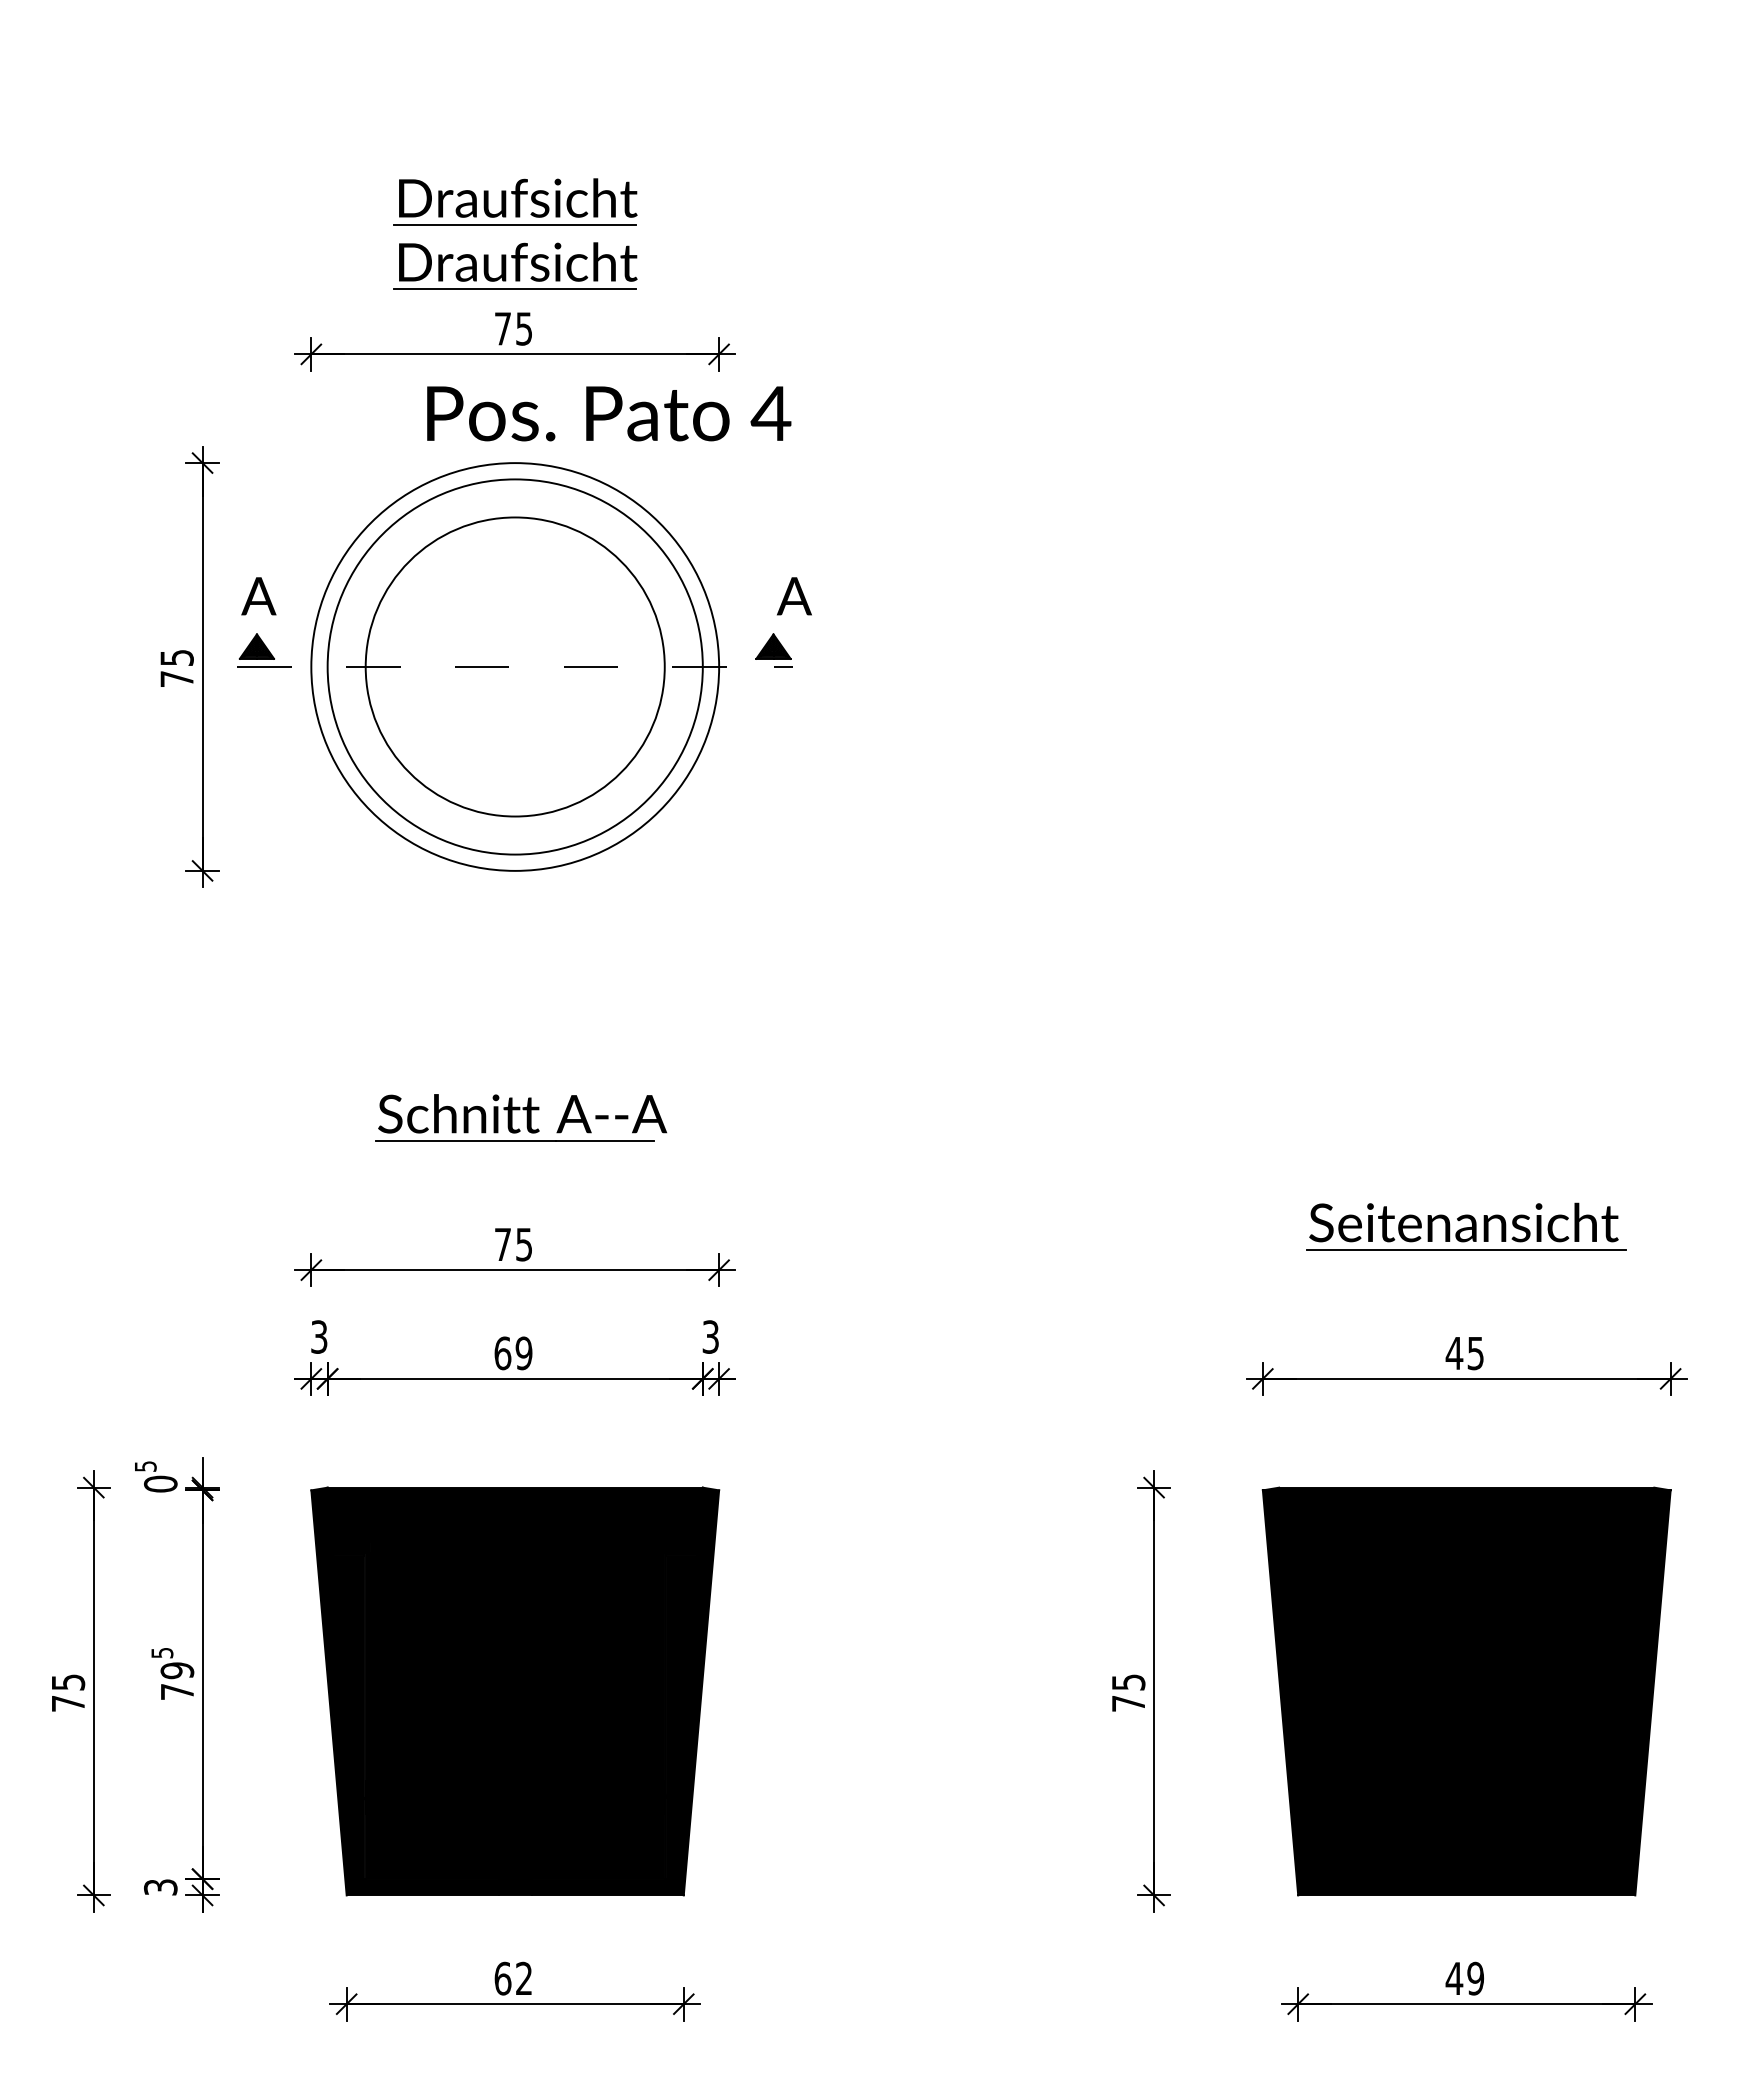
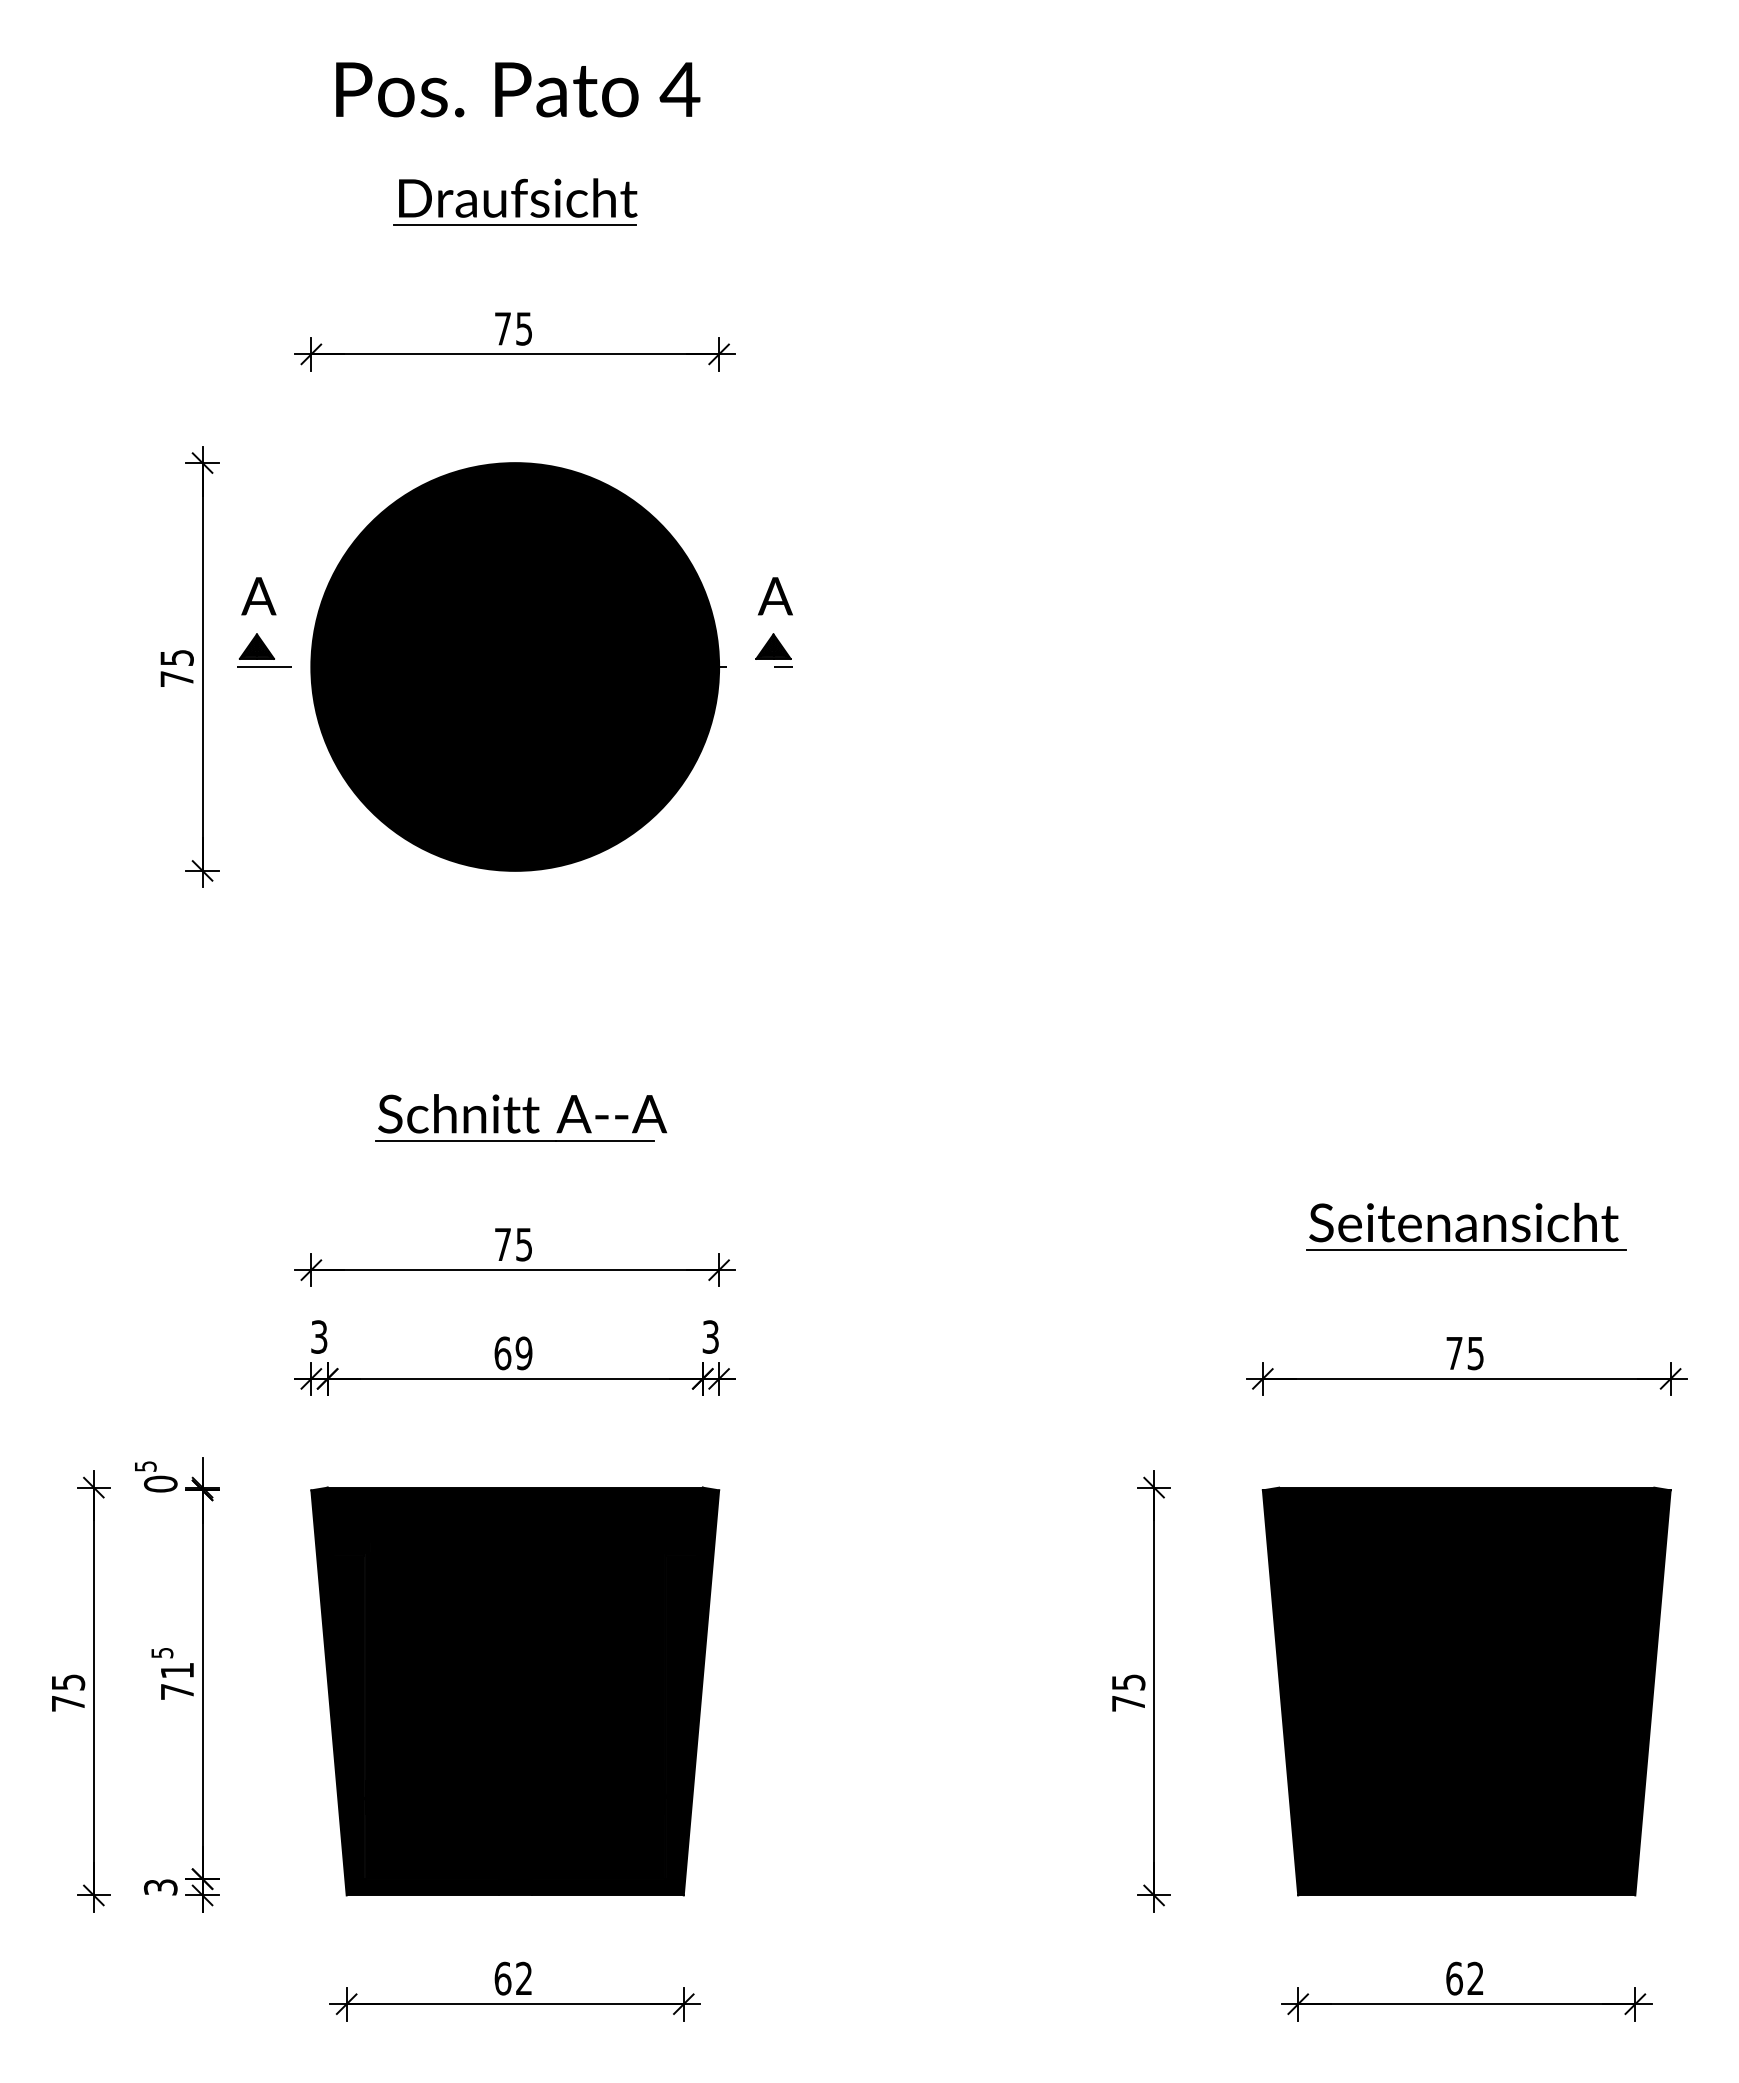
part: present -> none (515, 265)
text position: (609, 413) -> (518, 89) (518, 89)
text position: (794, 596) -> (775, 596) (775, 596)
fill: none -> present (515, 666)
text: 45 -> 75 (1454, 1353)
text: 79 -> 71 (177, 1670)
text: 49 -> 62 (1464, 1978)
